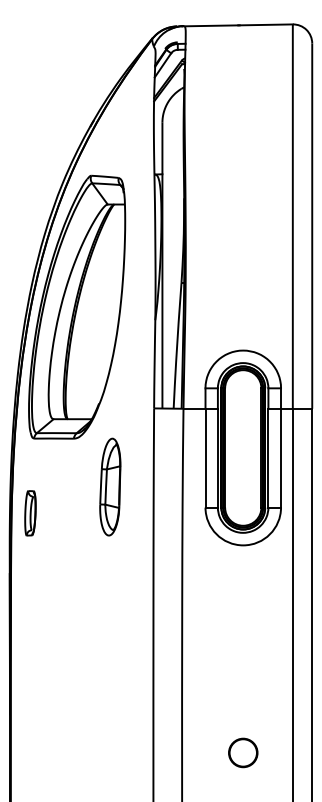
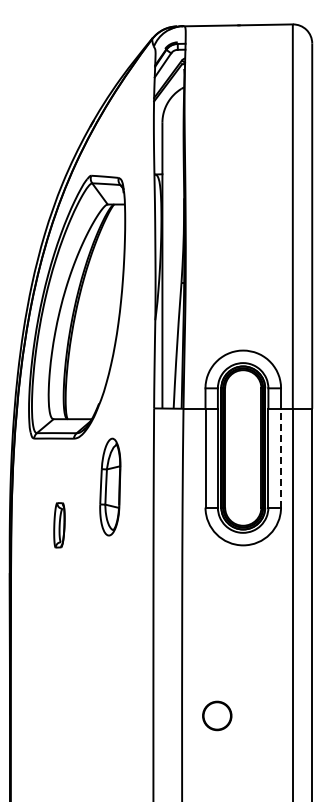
line: solid -> dashed (281, 457)
part position: (30, 513) -> (59, 525) (59, 525)
part position: (243, 752) -> (217, 715) (217, 715)
